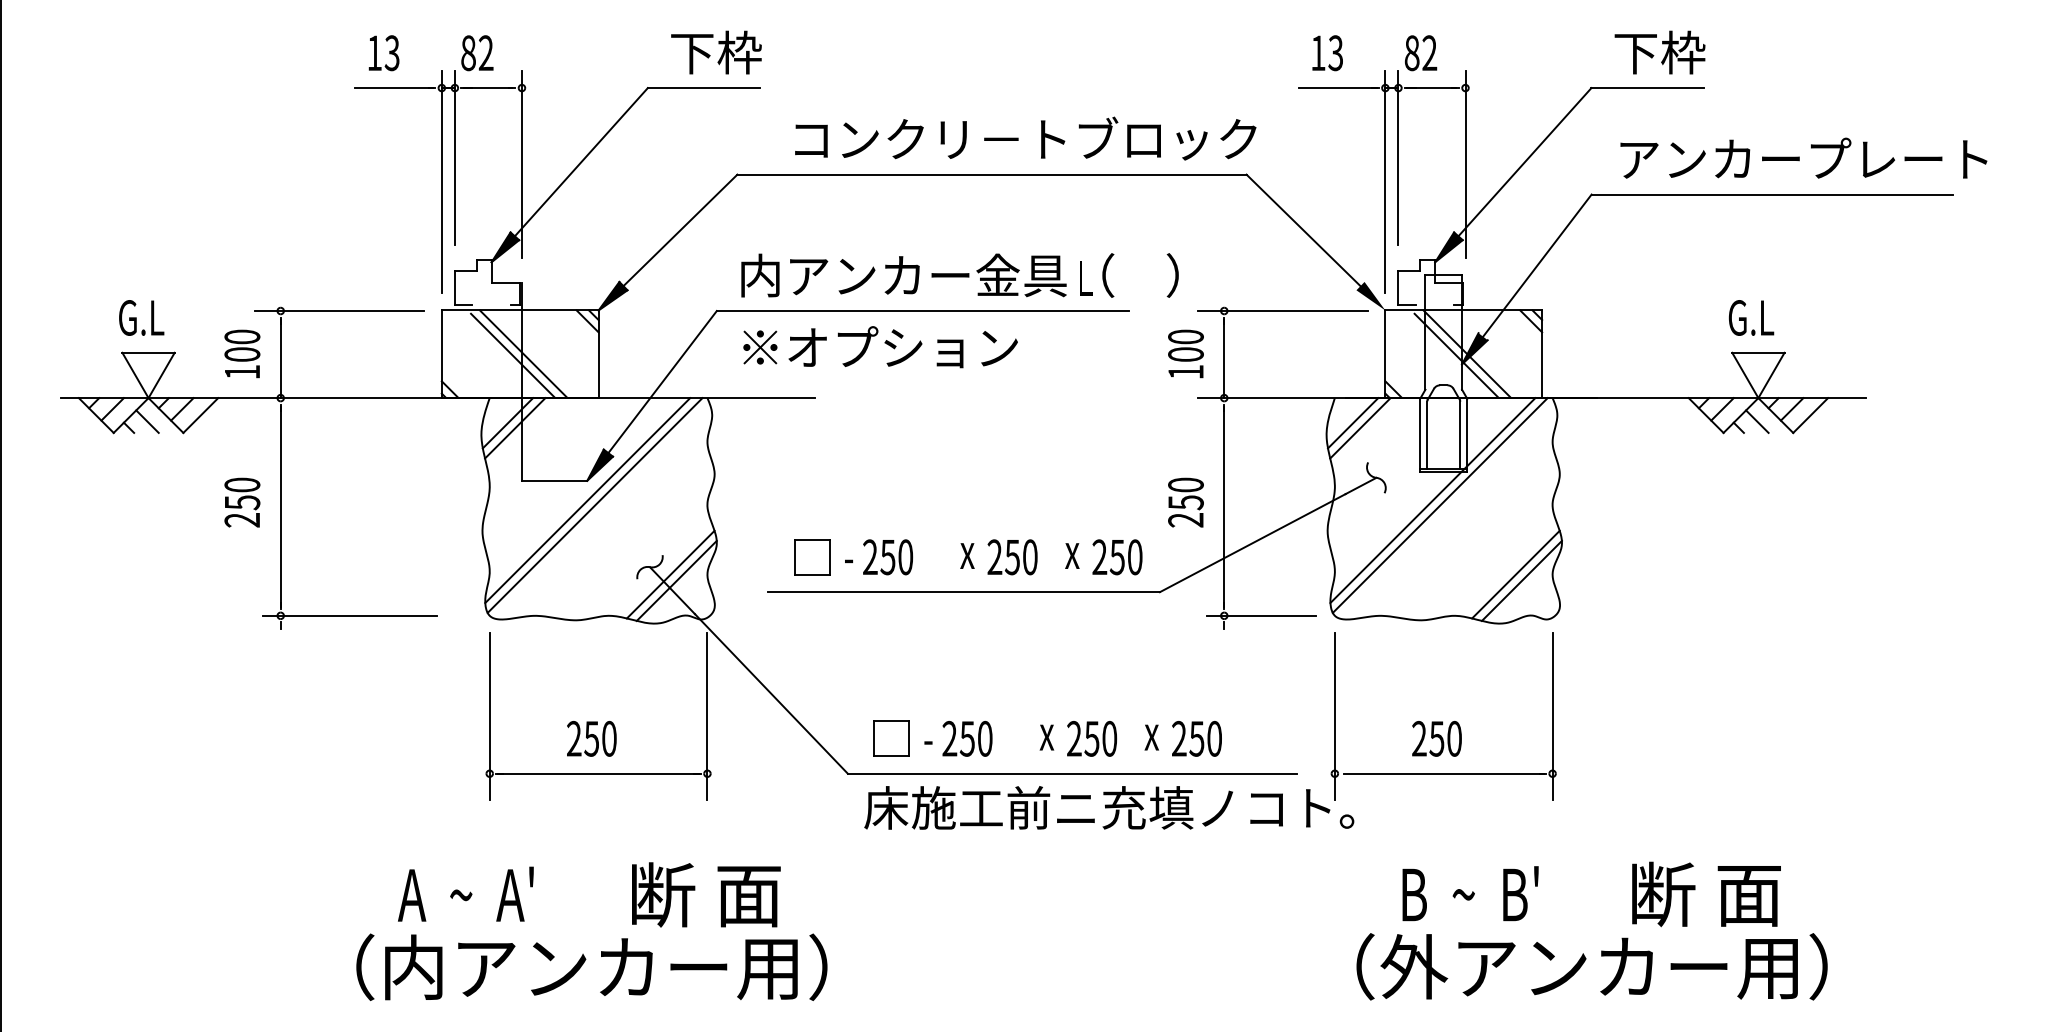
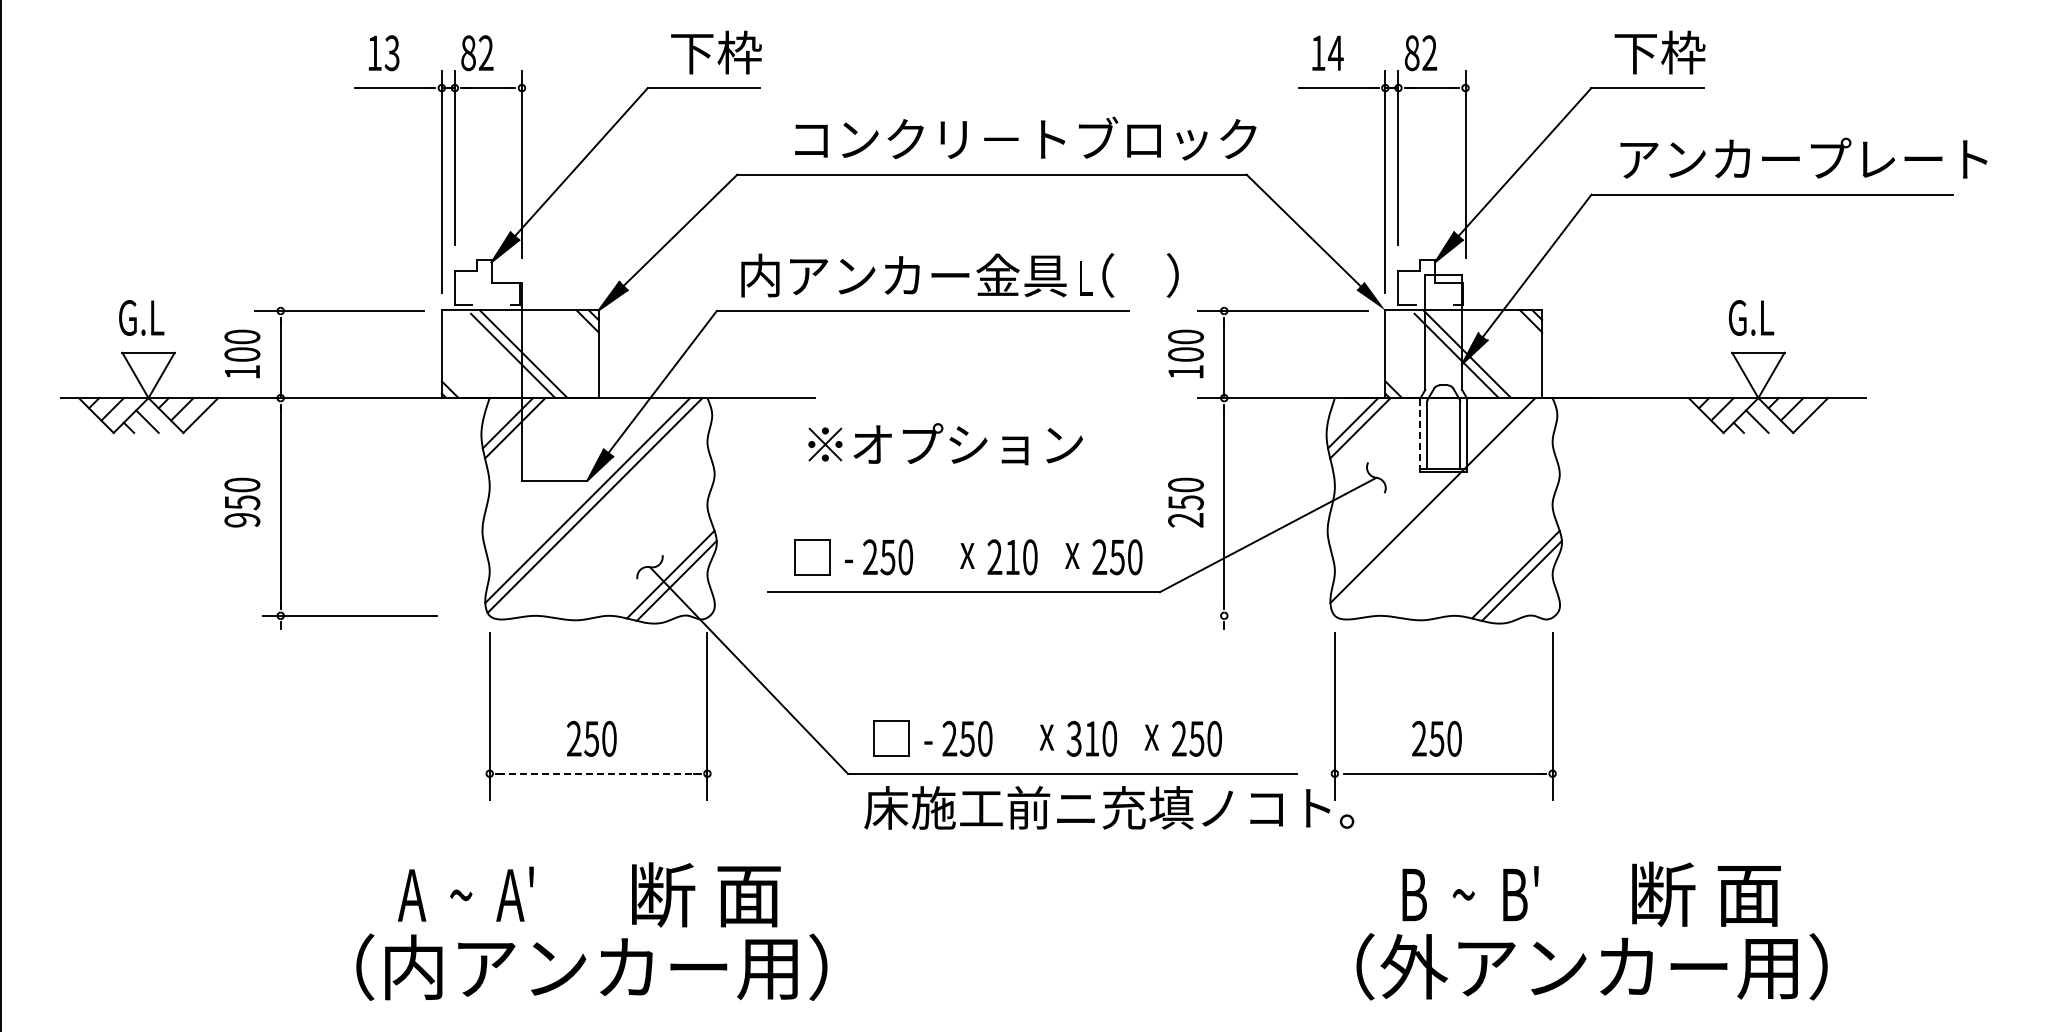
text: 13 -> 14 (1335, 53)
text position: (880, 347) -> (945, 444) (945, 444)
line: solid -> dashed (1420, 435)
line: present -> none (1439, 505)
text: 250 -> 950 (242, 520)
text: 250 -> 210 (1011, 557)
line: present -> none (1261, 615)
text: 250 -> 310 (1082, 738)
line: solid -> dashed (599, 773)
